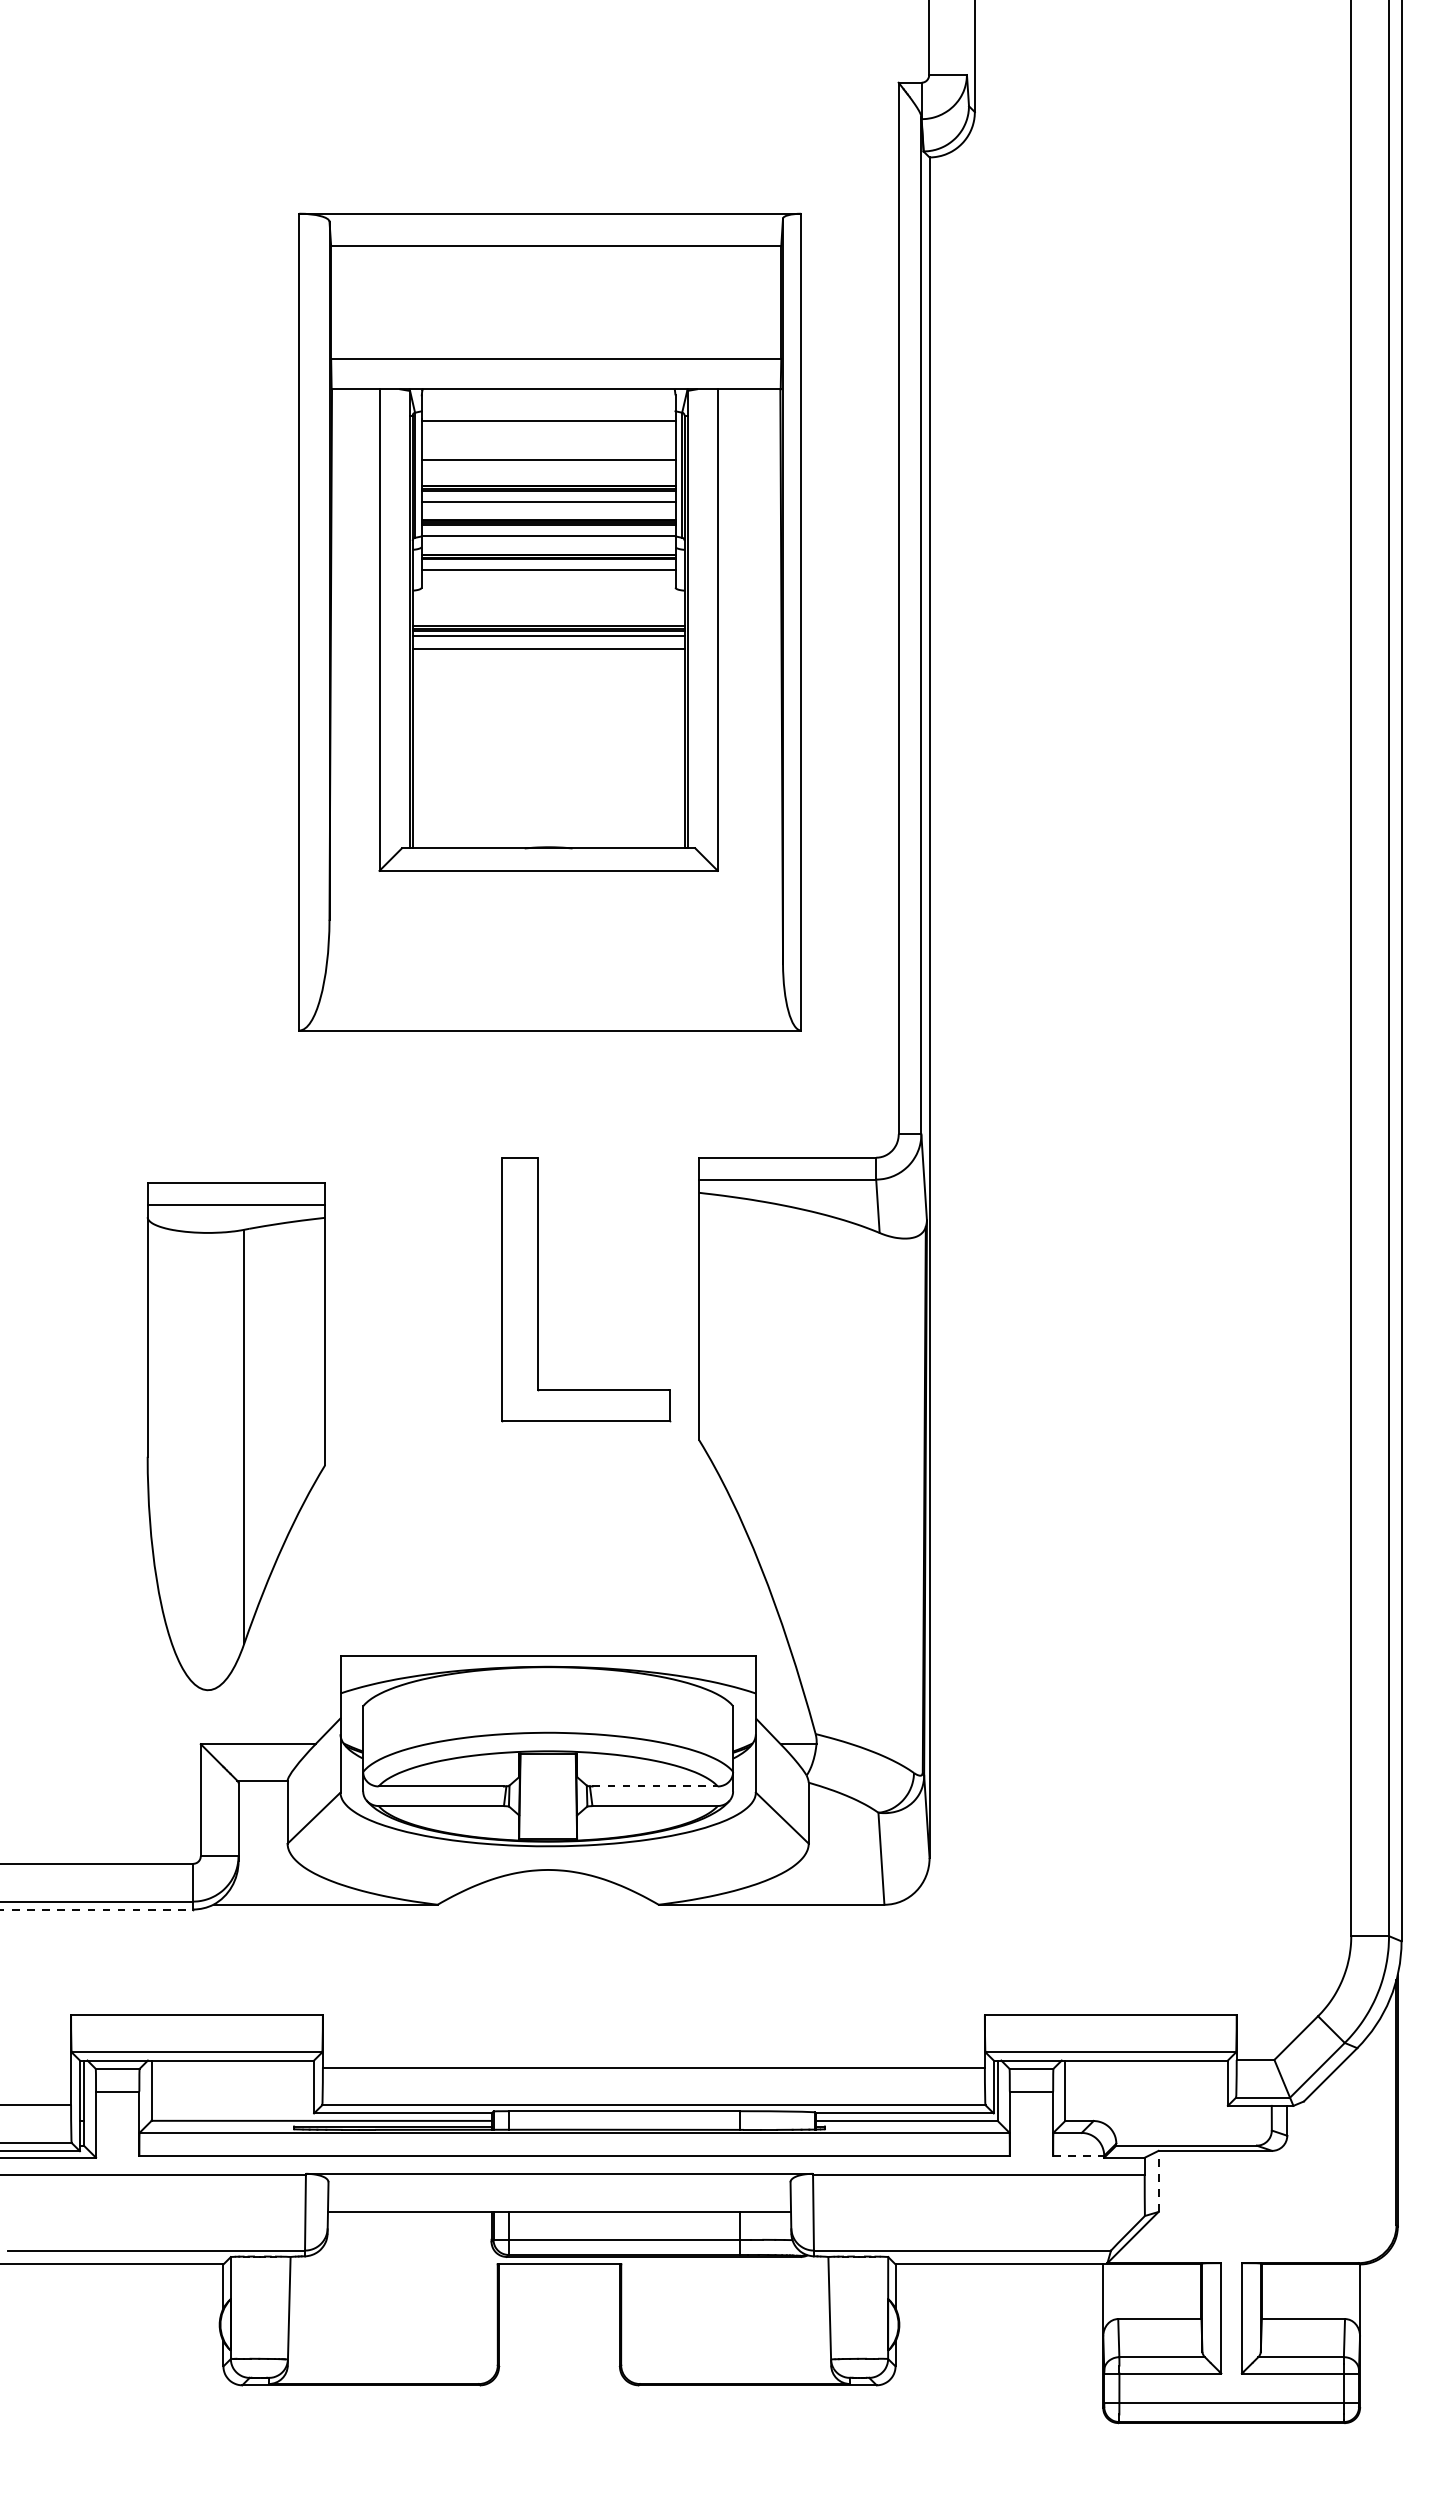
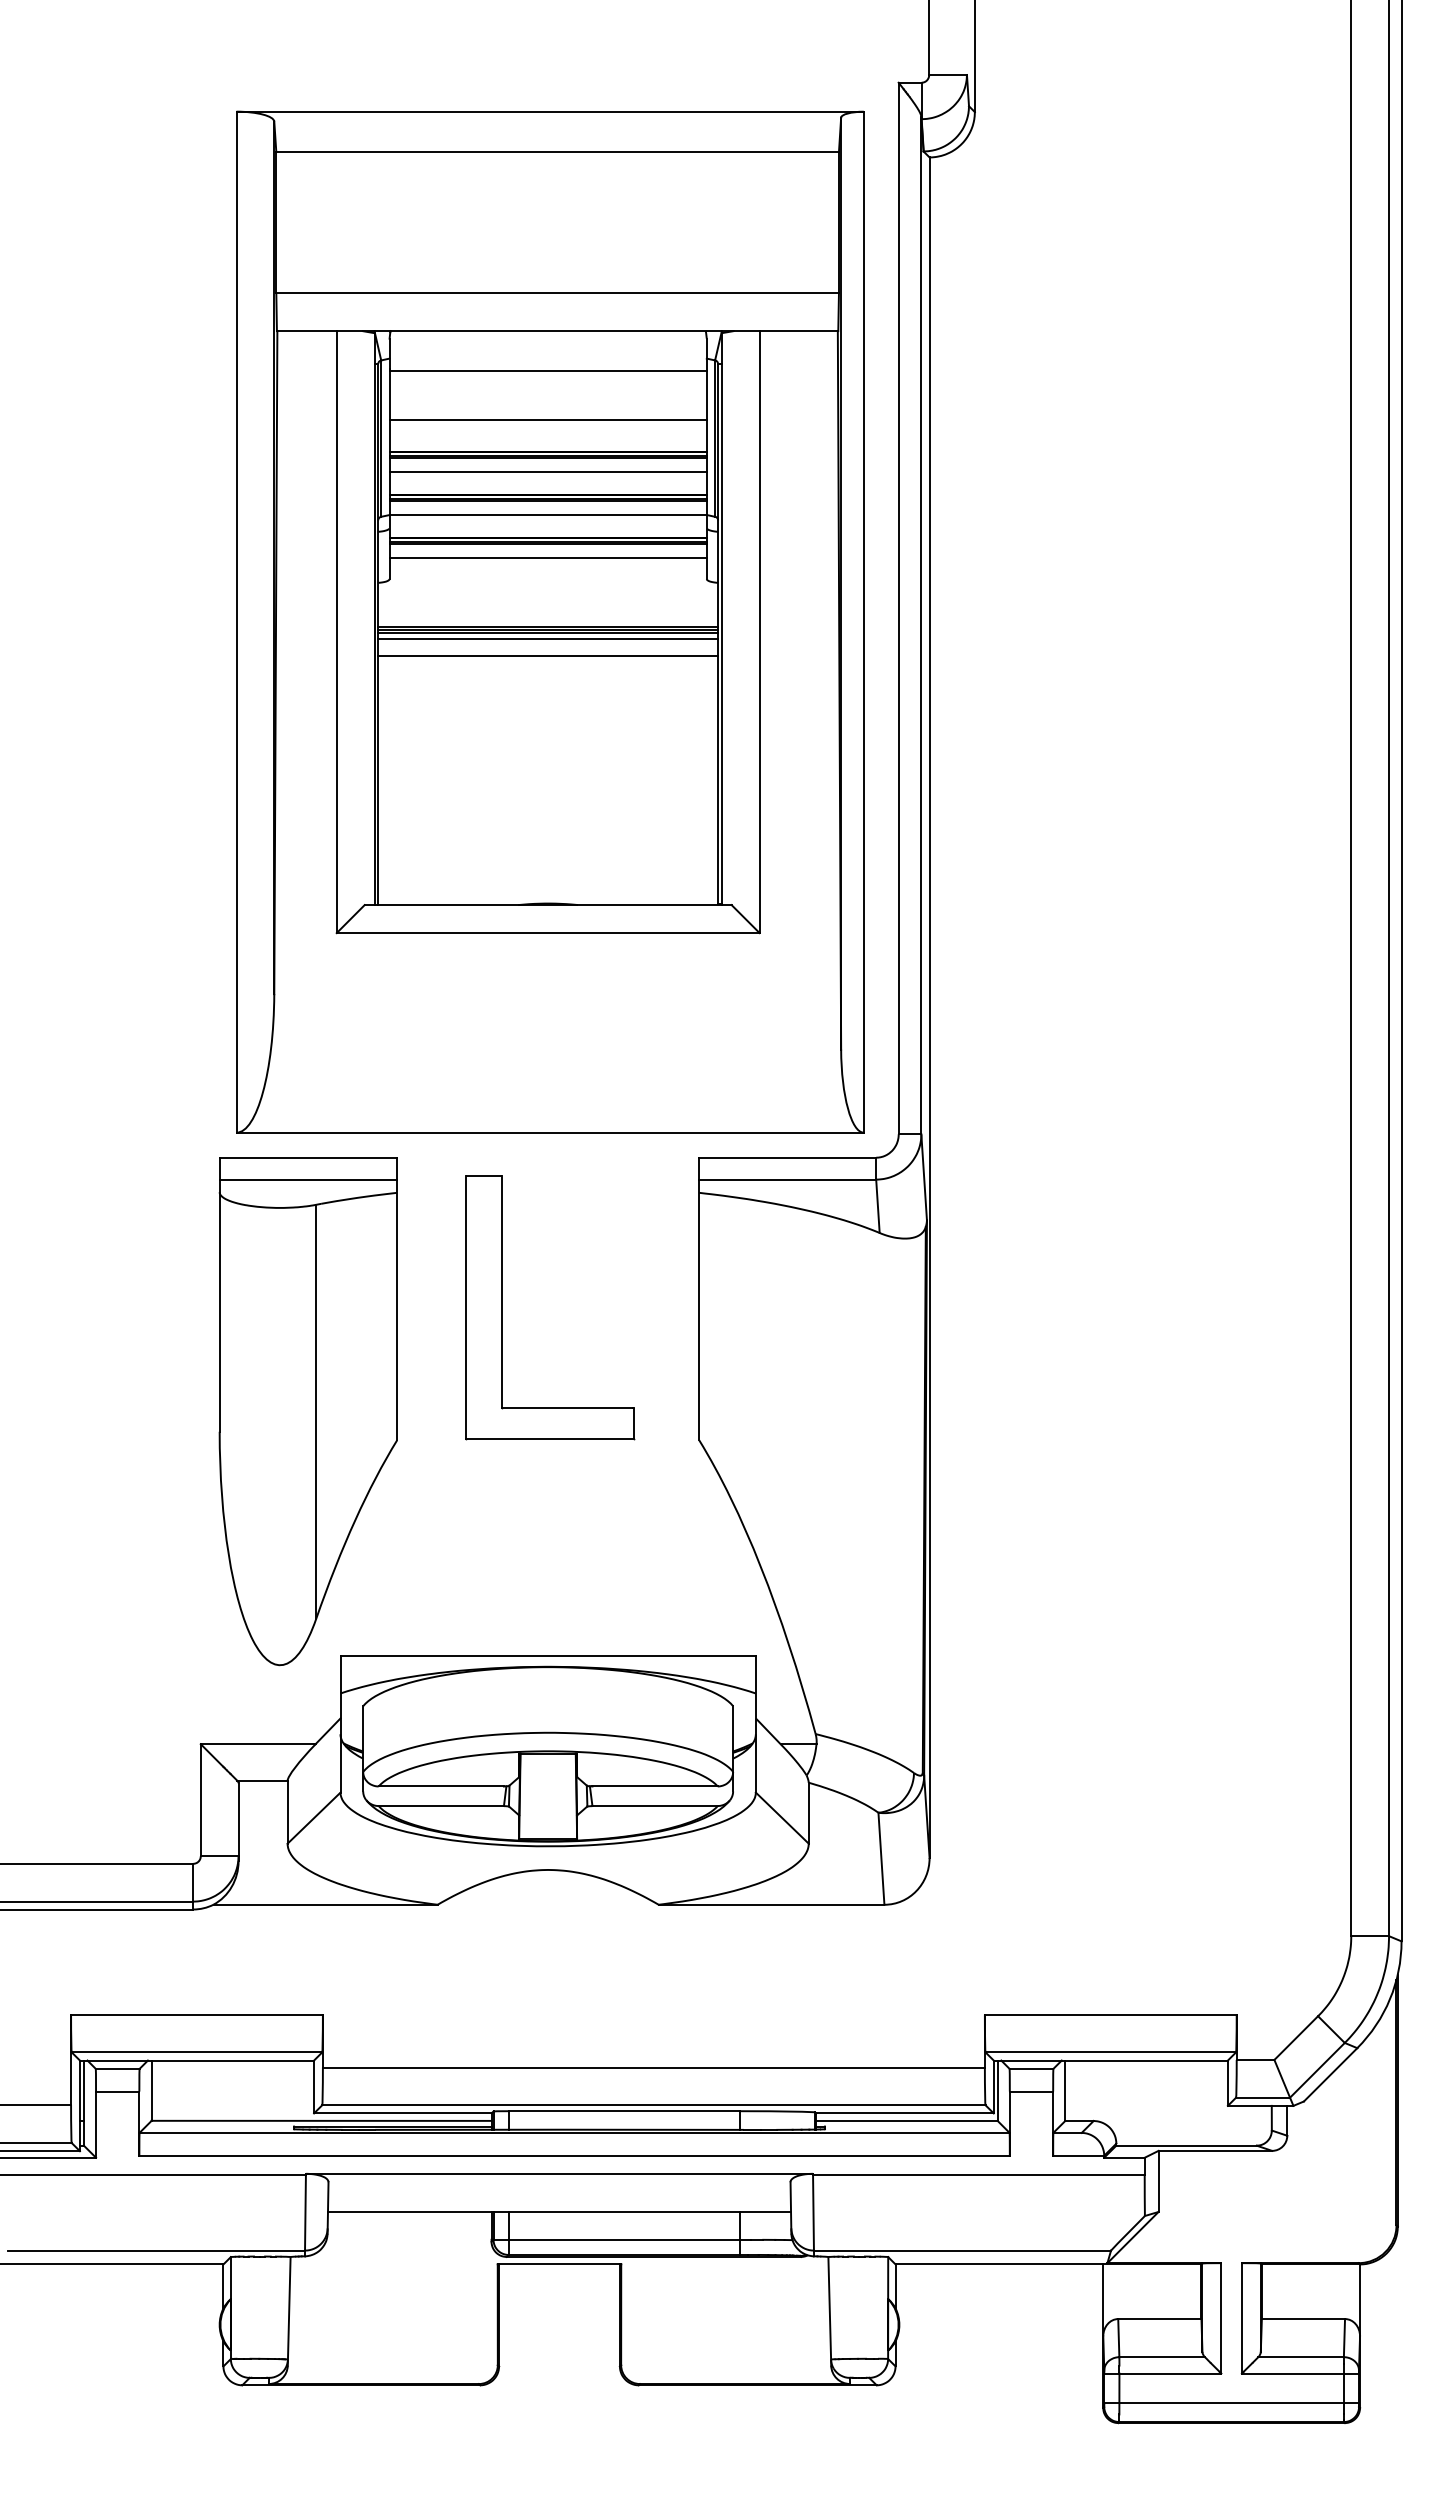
part size: 504x820 px -> 629x1024 px (550, 621)
part position: (538, 1289) -> (502, 1307) (502, 1307)
part position: (235, 1436) -> (307, 1411) (307, 1411)
line: dashed -> solid (655, 1786)
line: dashed -> solid (97, 1909)
line: dashed -> solid (1078, 2155)
line: dashed -> solid (1158, 2181)
